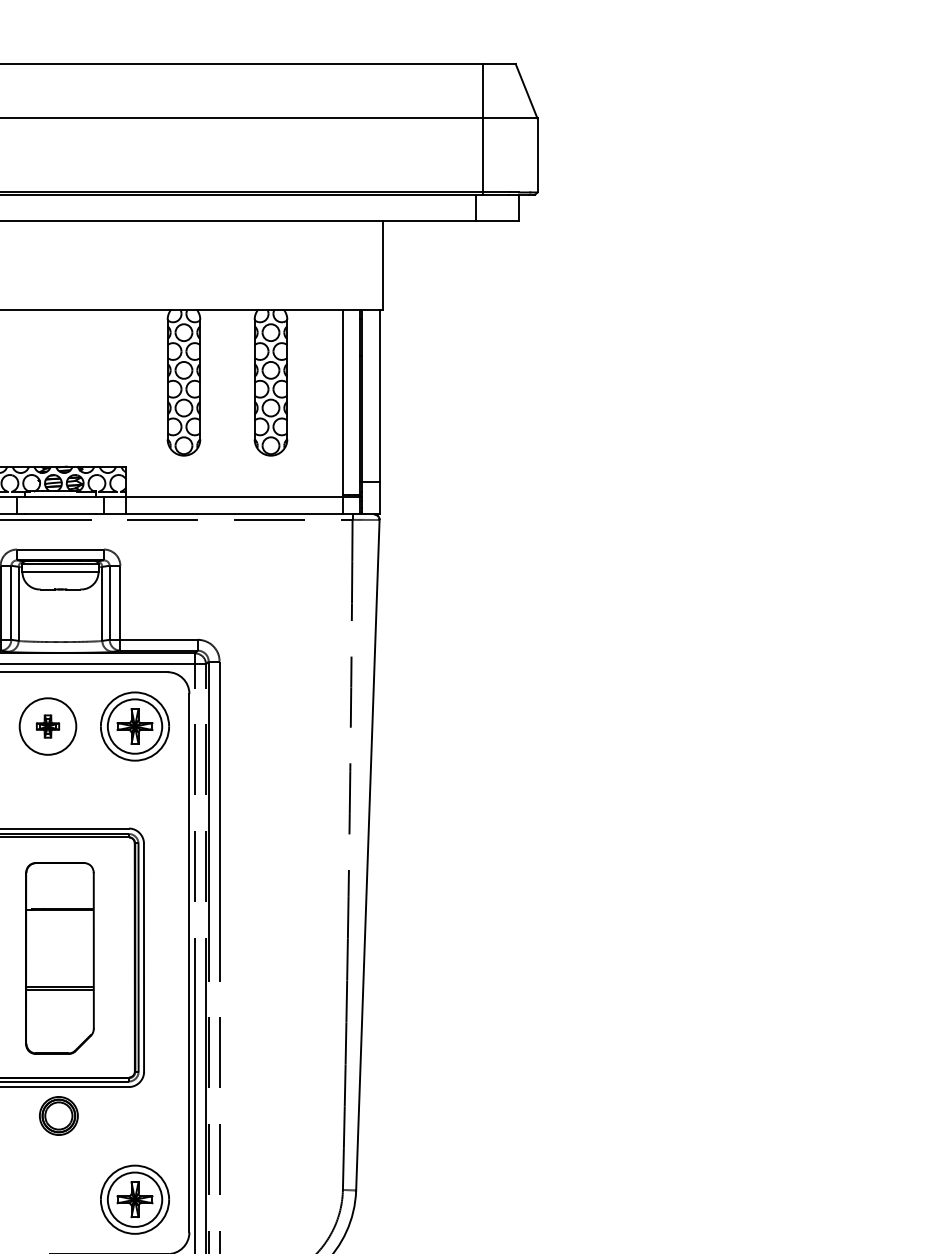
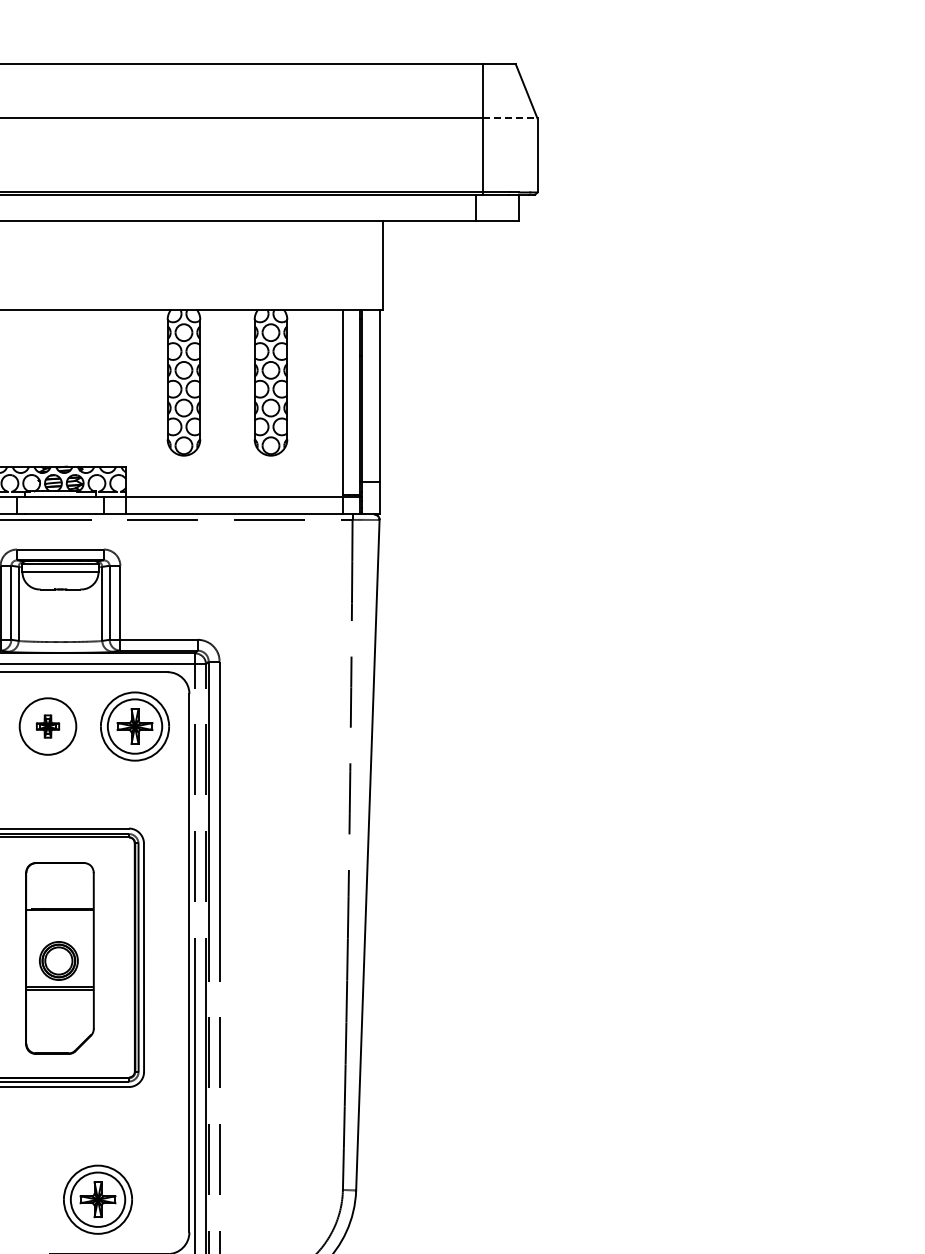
line: solid -> dashed (510, 118)
part position: (58, 1115) -> (58, 960) (58, 960)
part position: (134, 1199) -> (97, 1199) (97, 1199)
